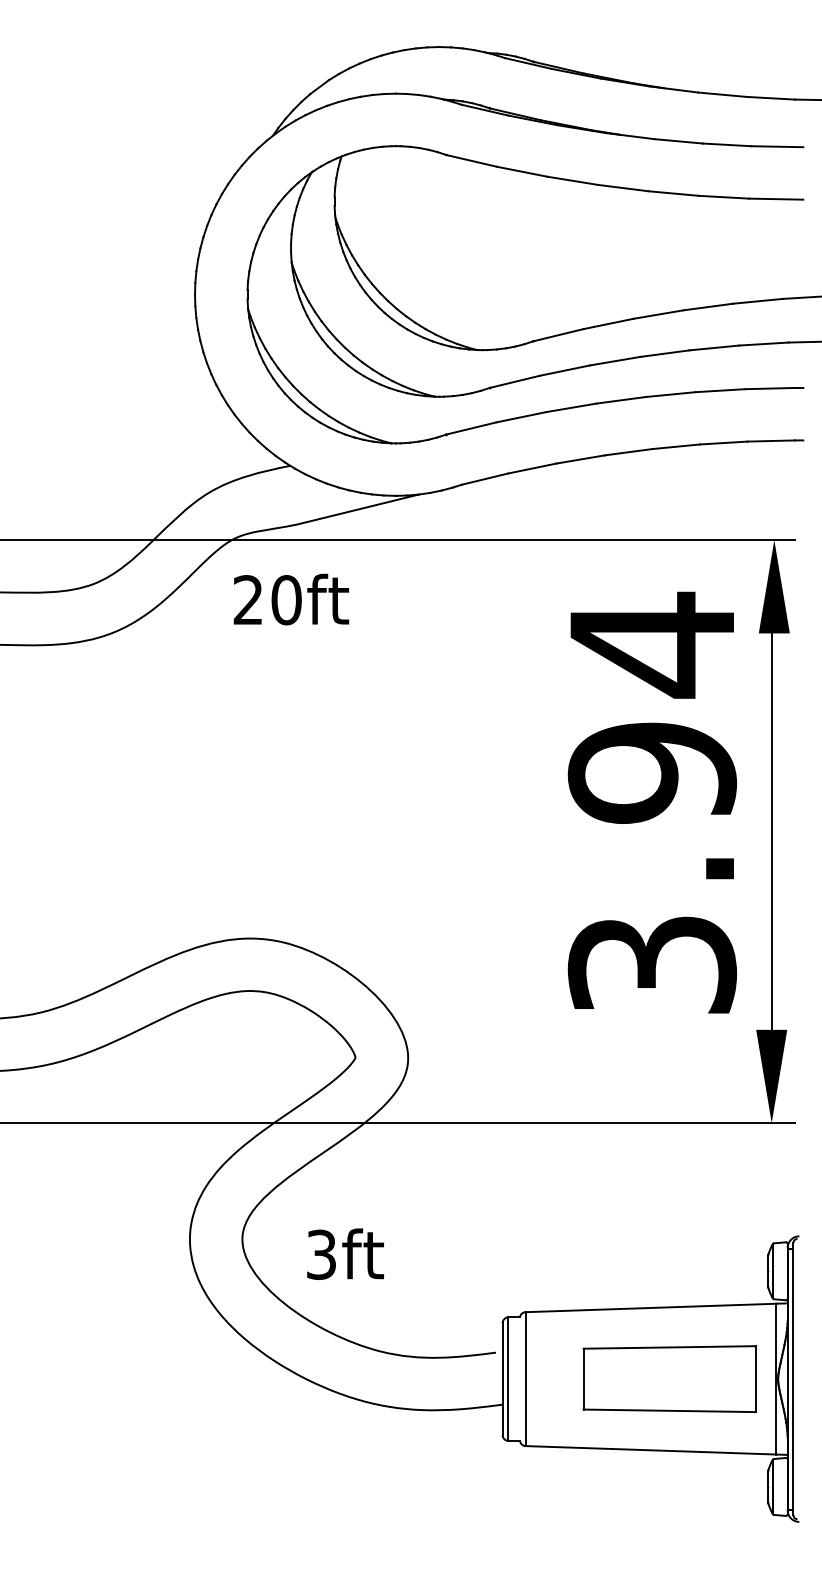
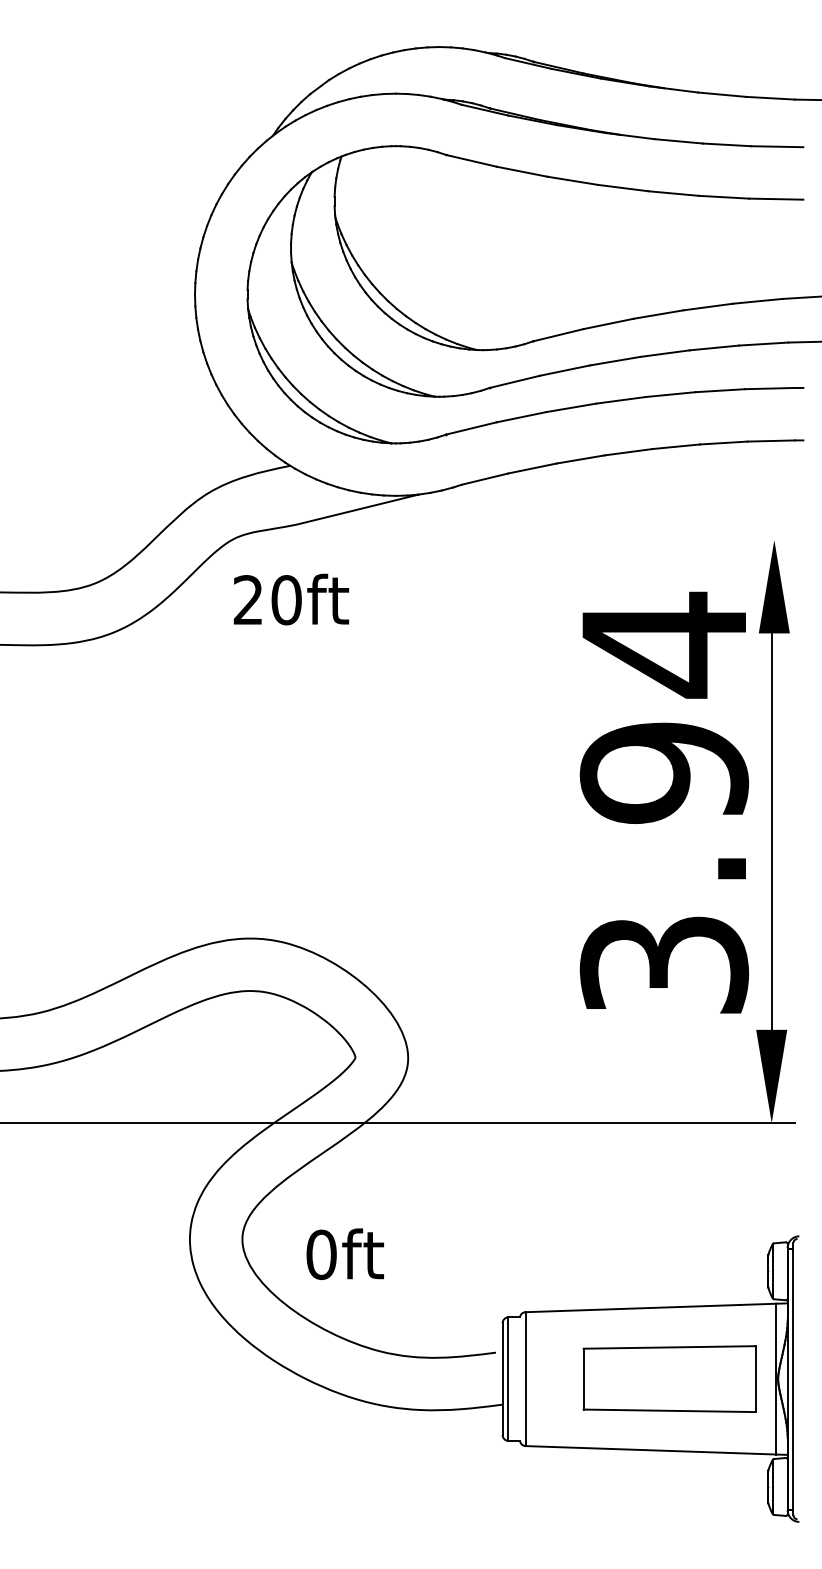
line: present -> none (398, 540)
text position: (652, 802) -> (664, 802) (664, 802)
text: 3ft -> 0ft (321, 1254)
